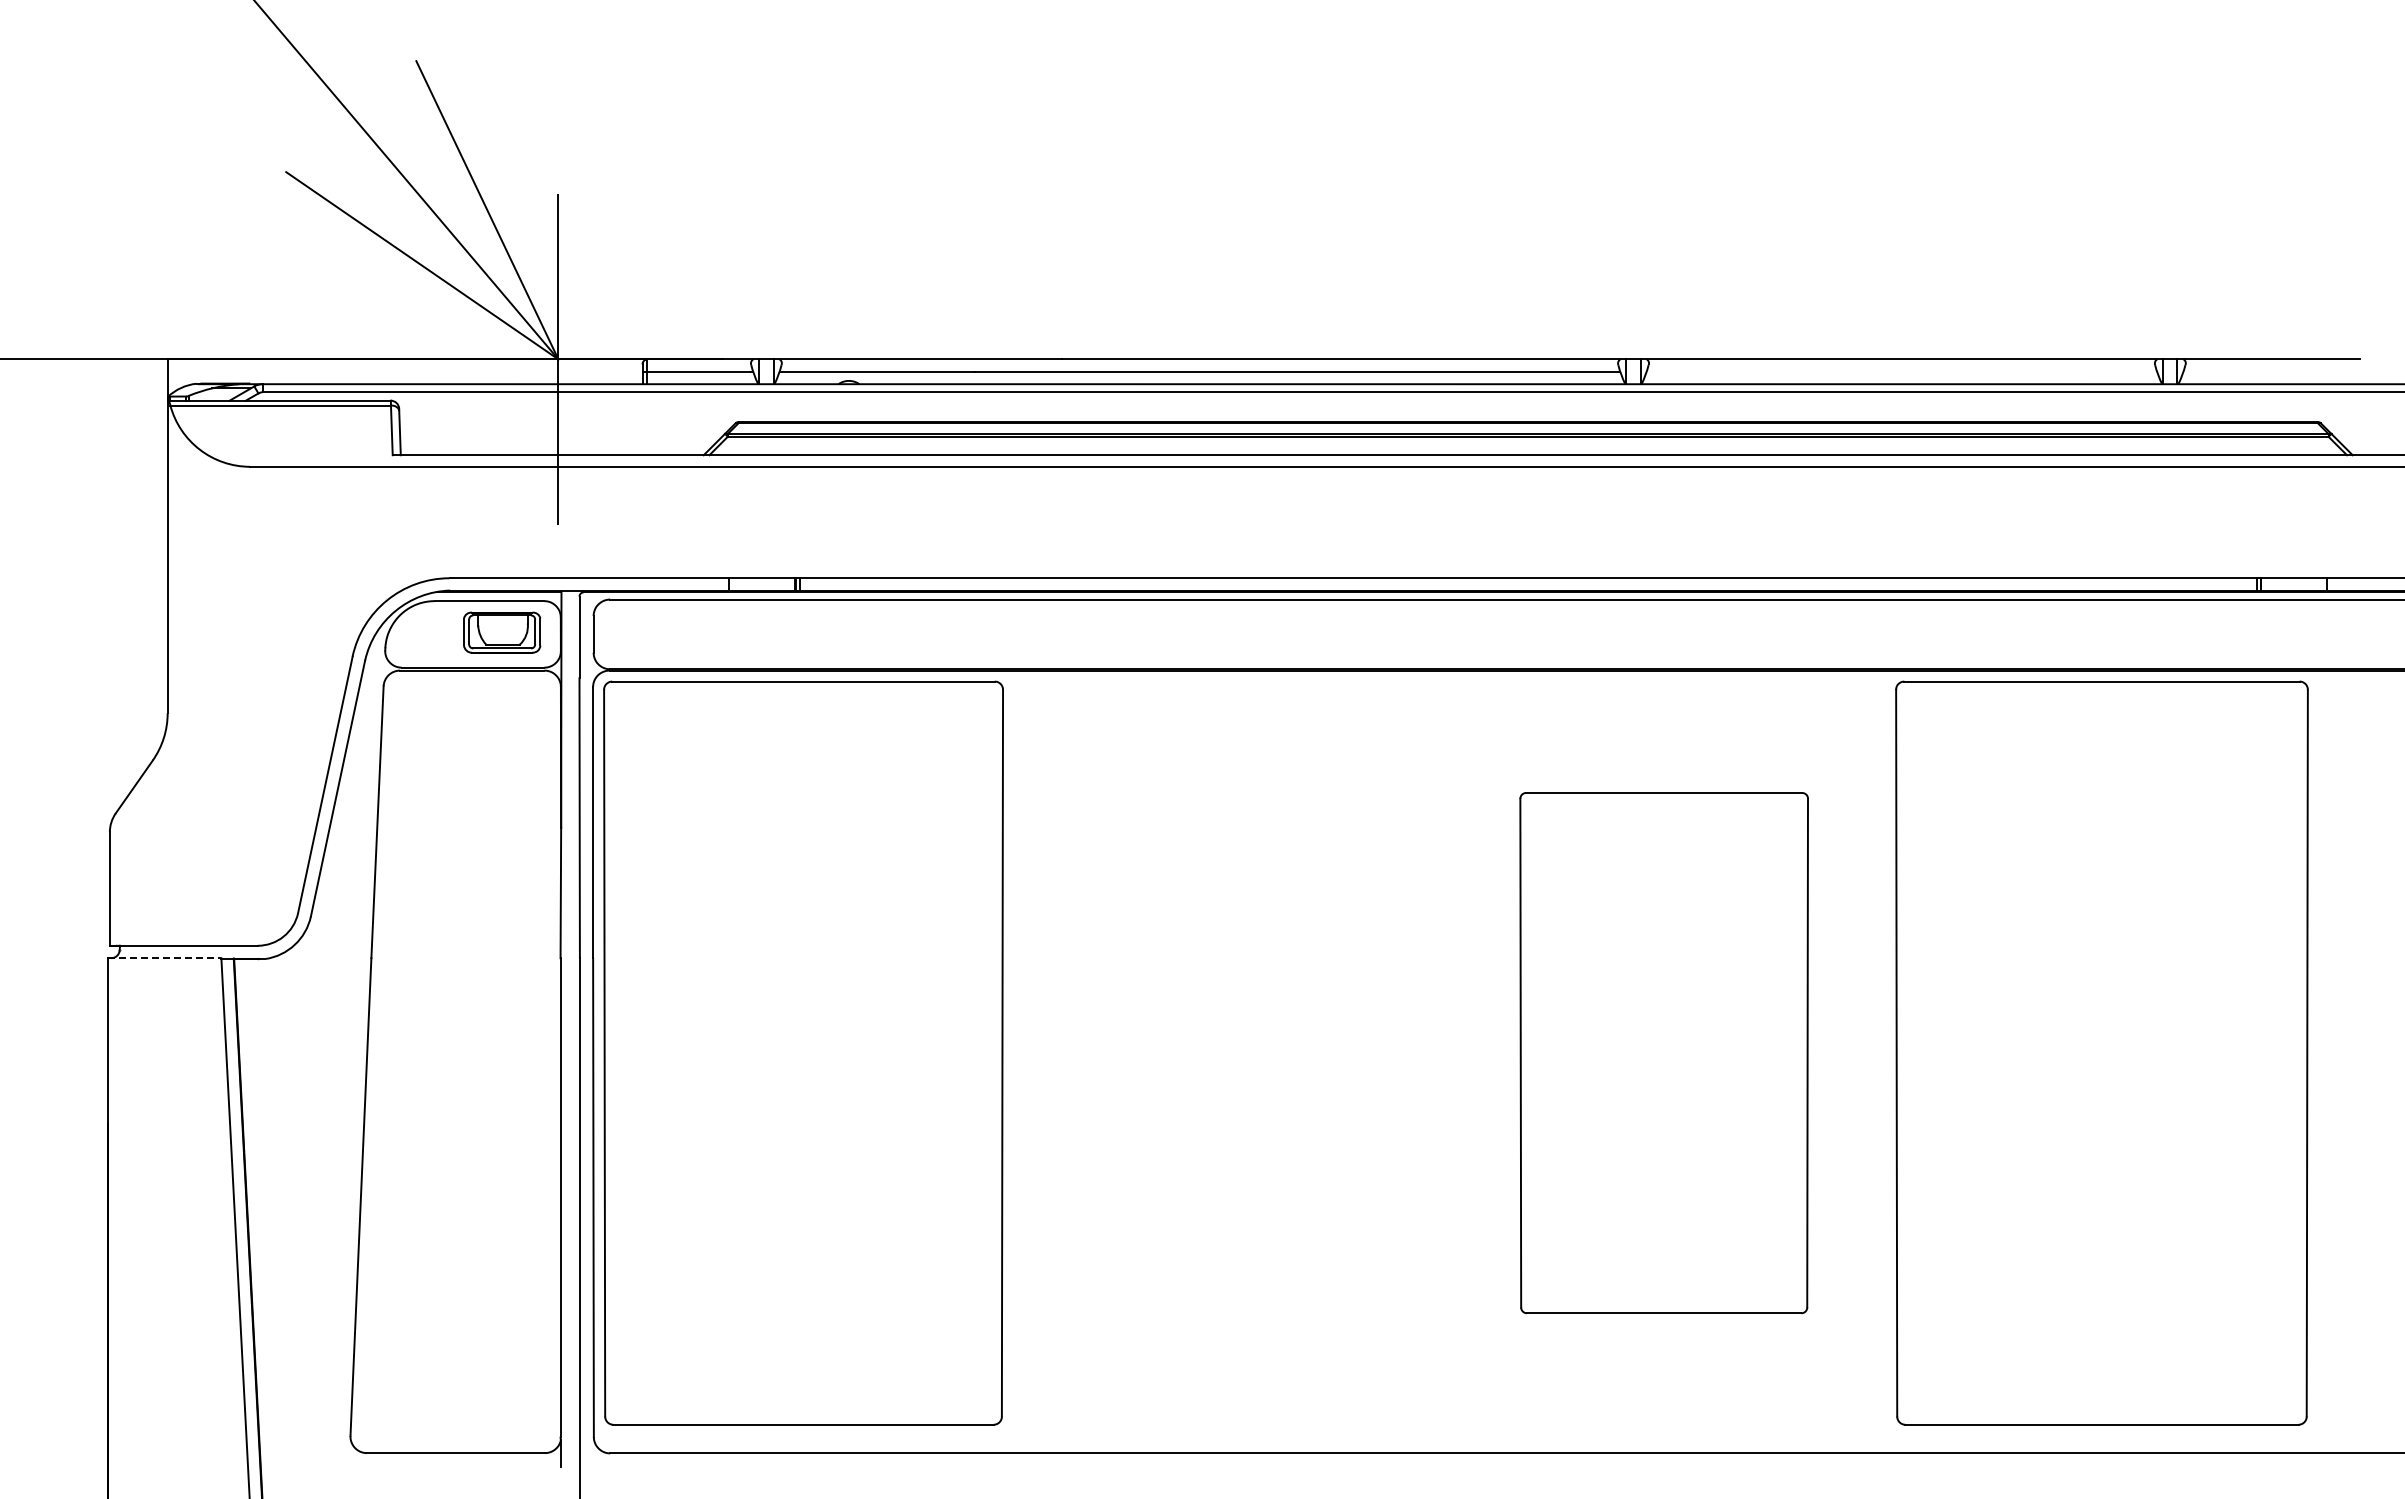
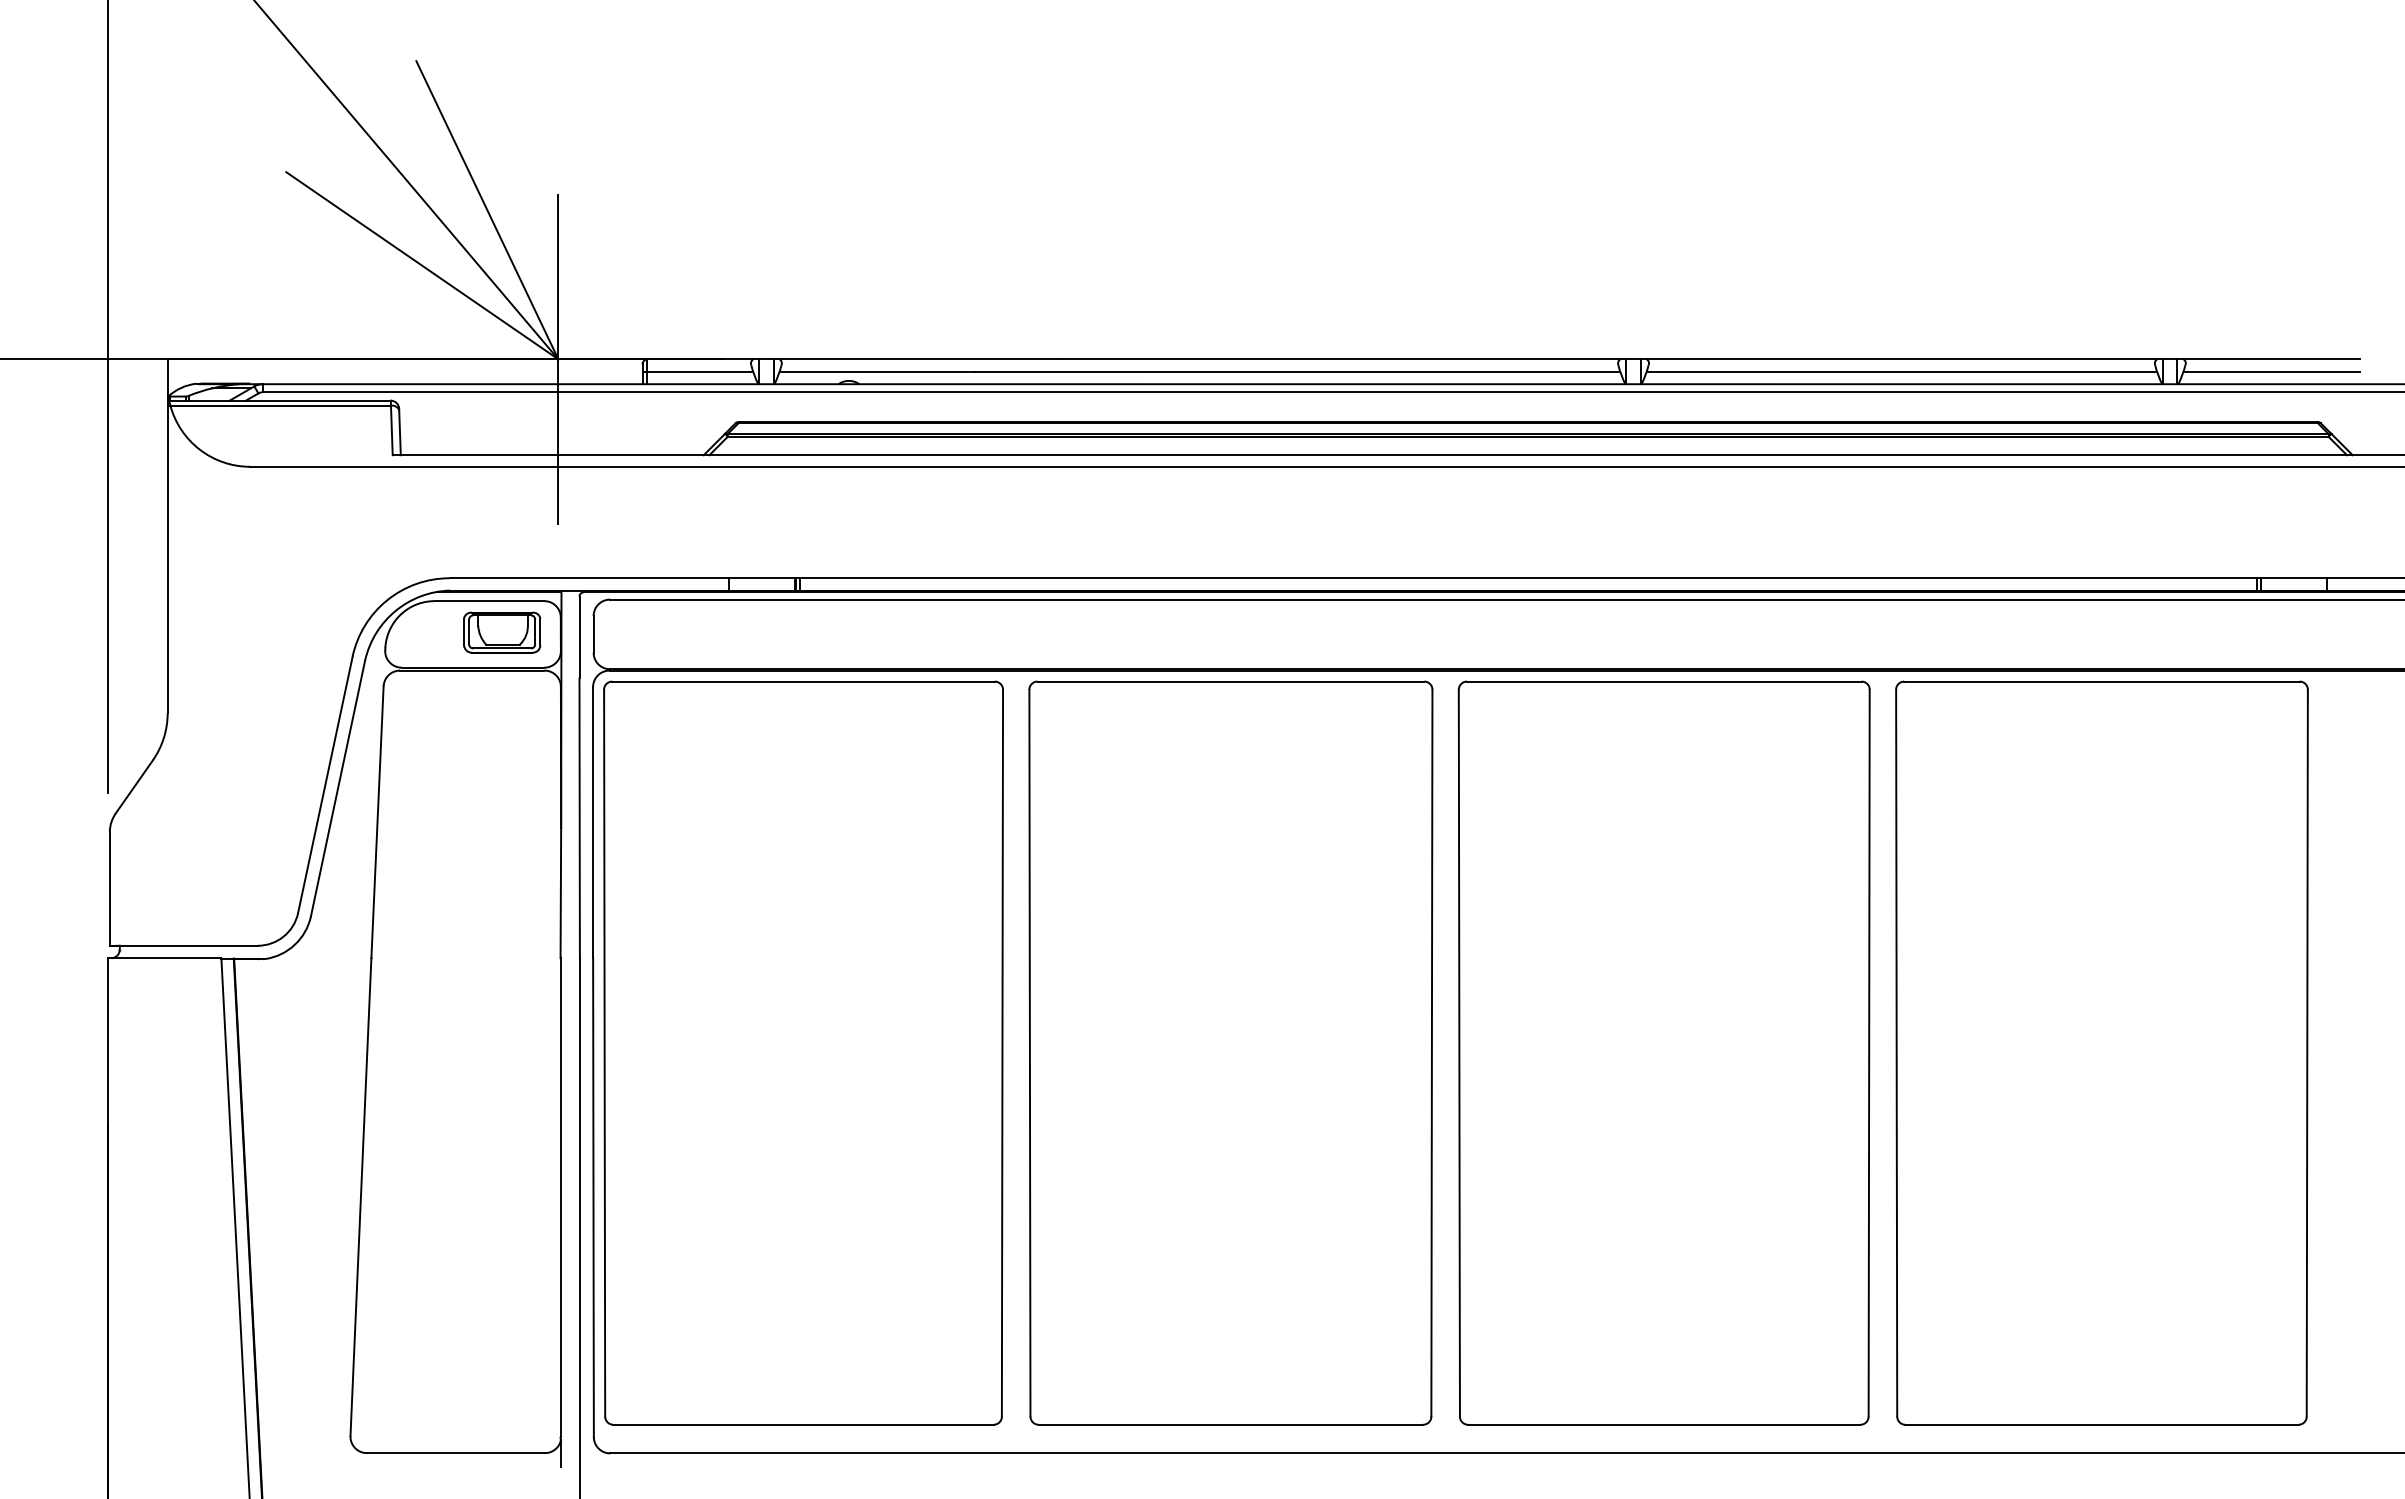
line: none -> present (1901, 371)
line: none -> present (2271, 371)
line: none -> present (108, 397)
line: dashed -> solid (164, 958)
part: none -> present (1230, 1052)
part size: 290x523 px -> 414x746 px (1663, 1052)
